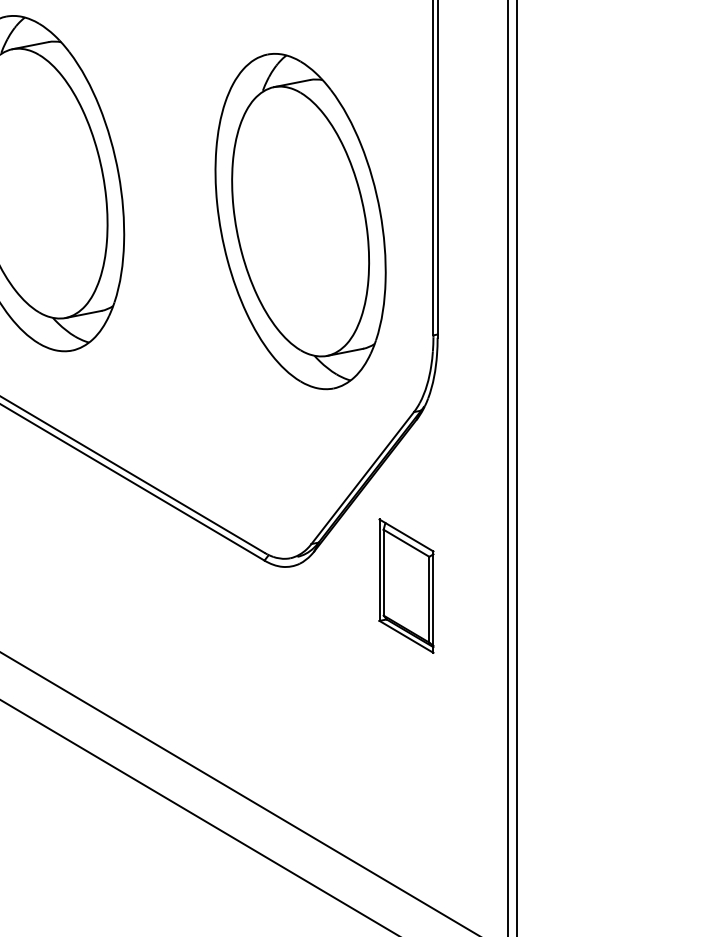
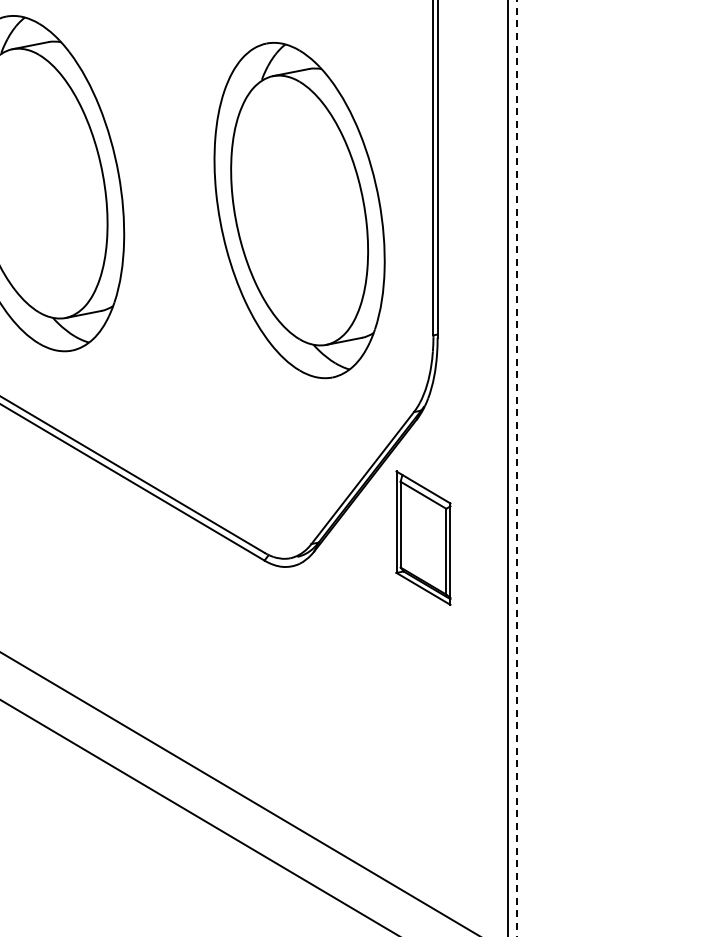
part position: (300, 221) -> (299, 210) (299, 210)
line: solid -> dashed (516, 468)
part position: (406, 585) -> (423, 537) (423, 537)
